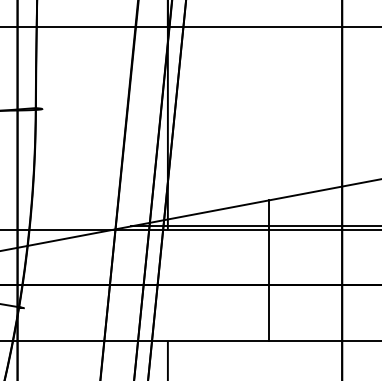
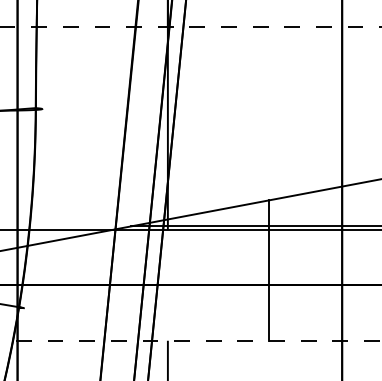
line: solid -> dashed (191, 27)
line: solid -> dashed (190, 340)
